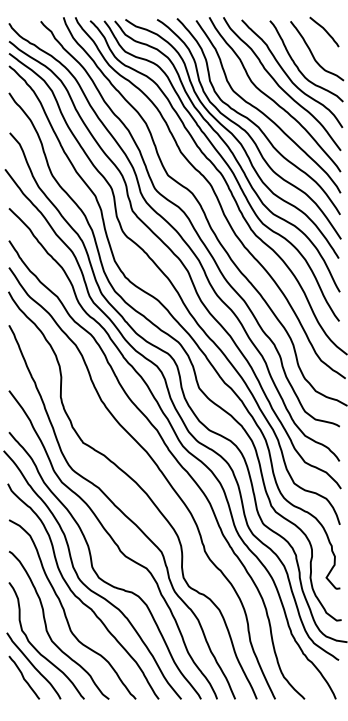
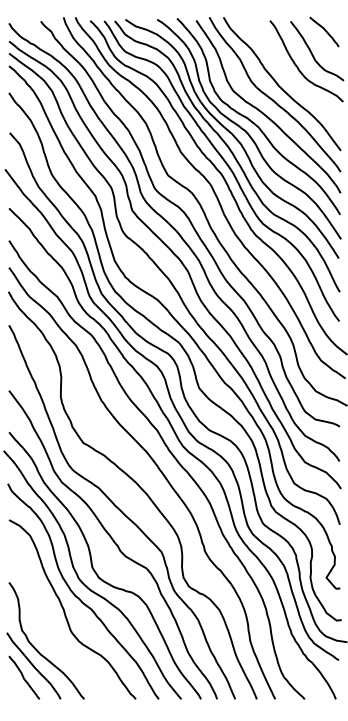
curve: present -> none (289, 76)
curve: present -> none (47, 627)
